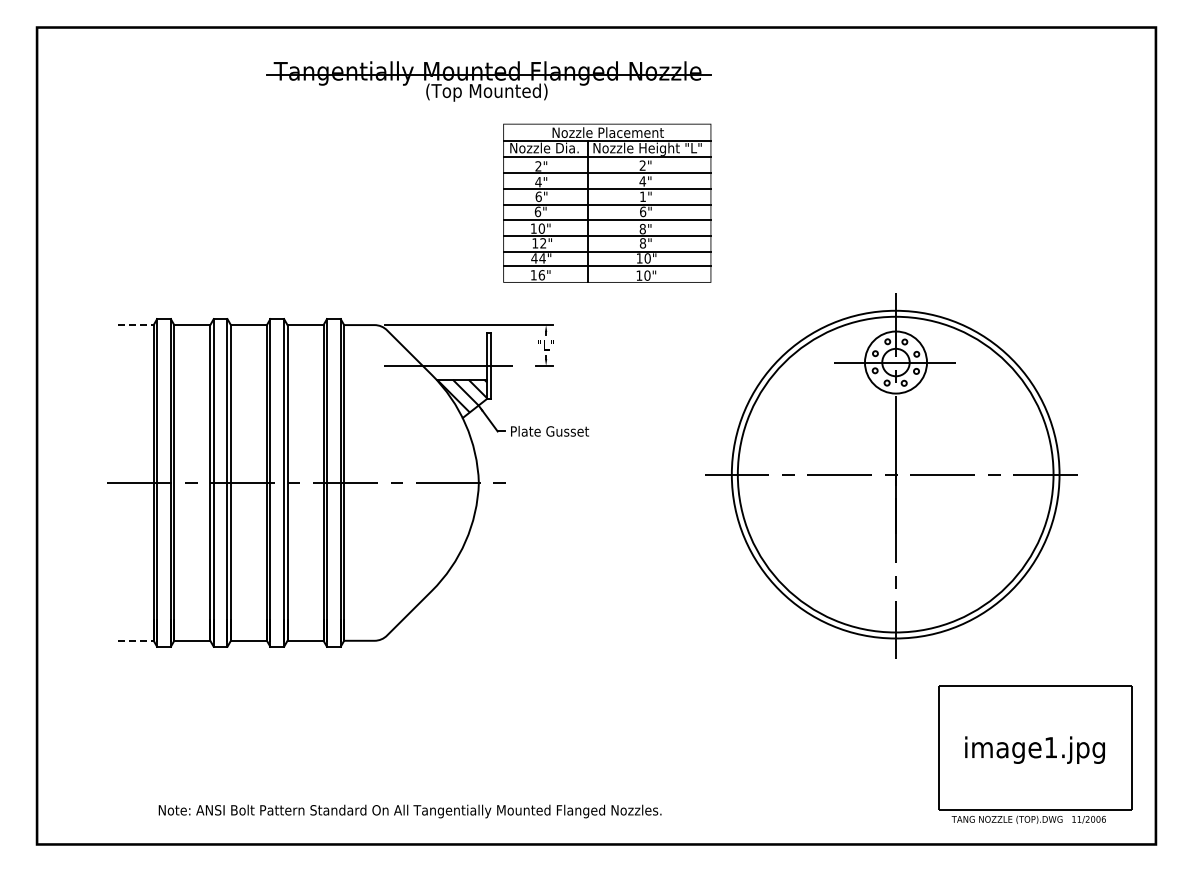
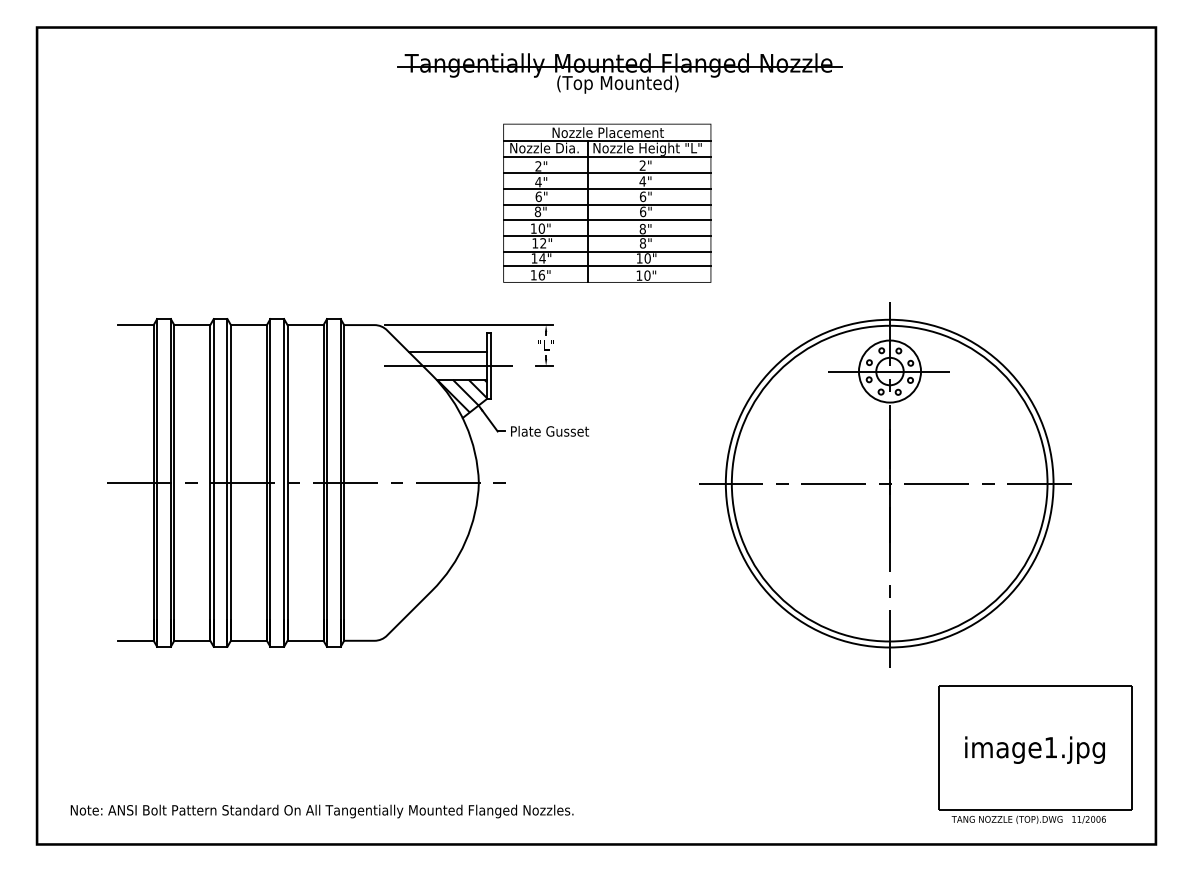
part position: (488, 81) -> (619, 73) (619, 73)
text: 1" -> 6" (642, 196)
text: 6" -> 8" (537, 211)
text: 44" -> 14" (534, 258)
line: dashed -> solid (136, 325)
line: none -> present (447, 351)
part position: (891, 475) -> (885, 484) (885, 484)
line: dashed -> solid (136, 640)
text position: (409, 811) -> (321, 811) (321, 811)
